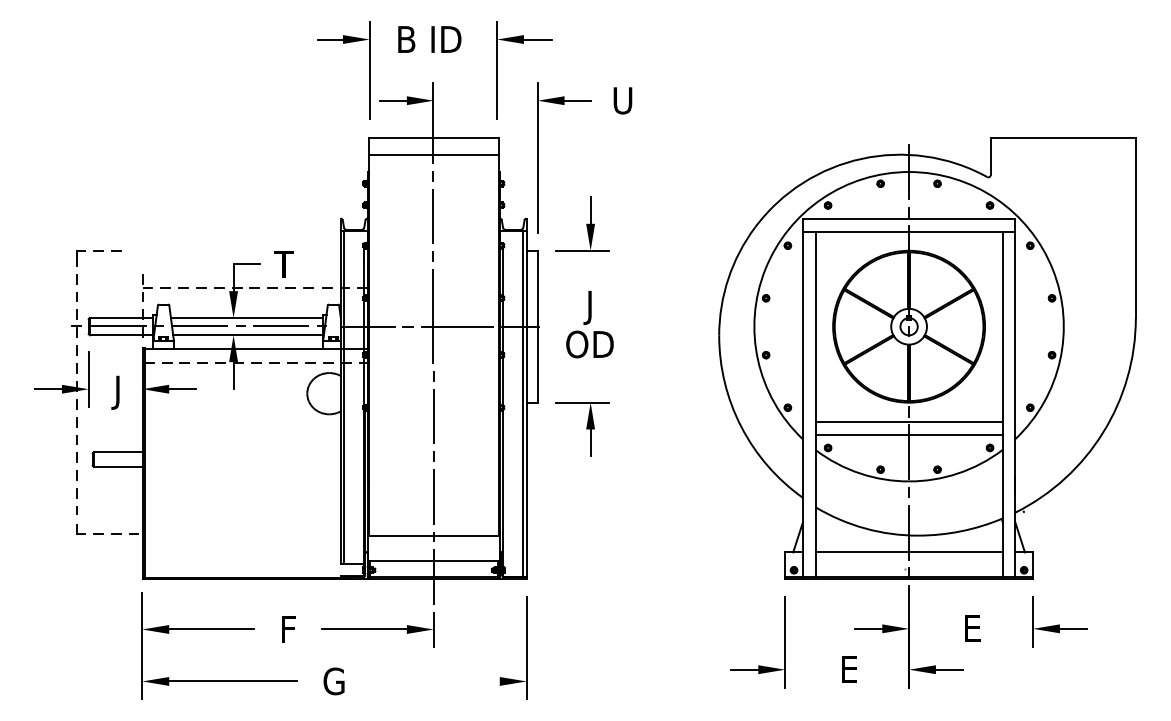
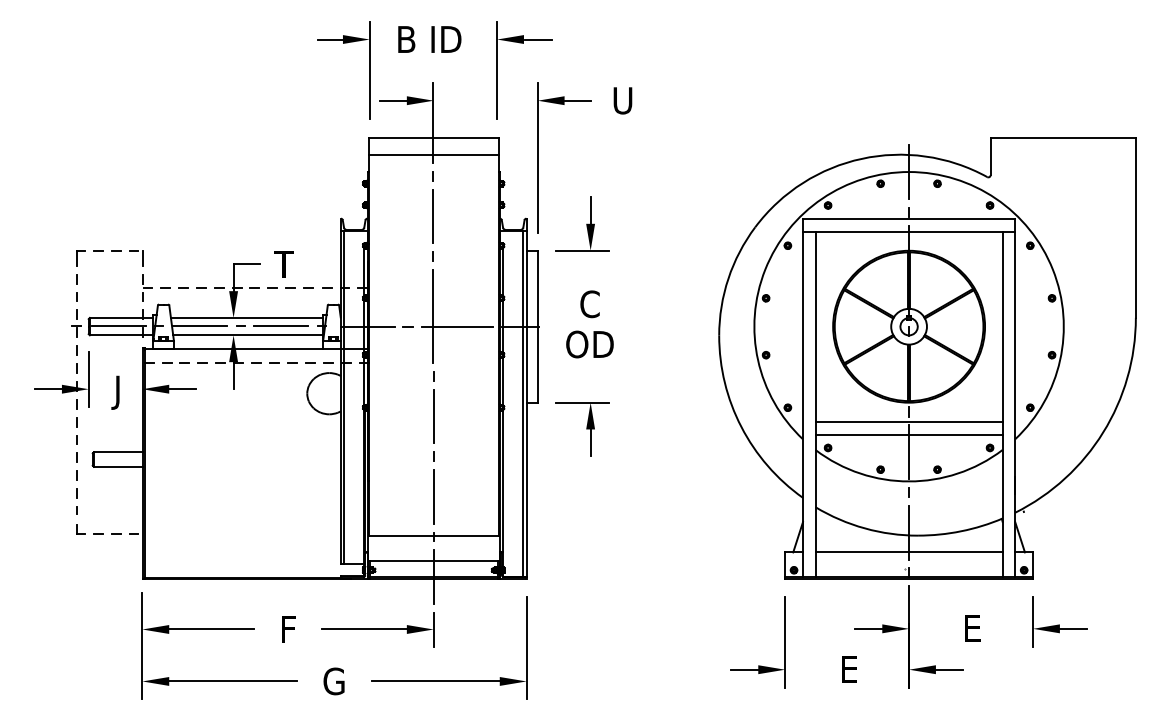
part: none -> present (136, 258)
text: J -> C (589, 307)
line: none -> present (435, 681)
